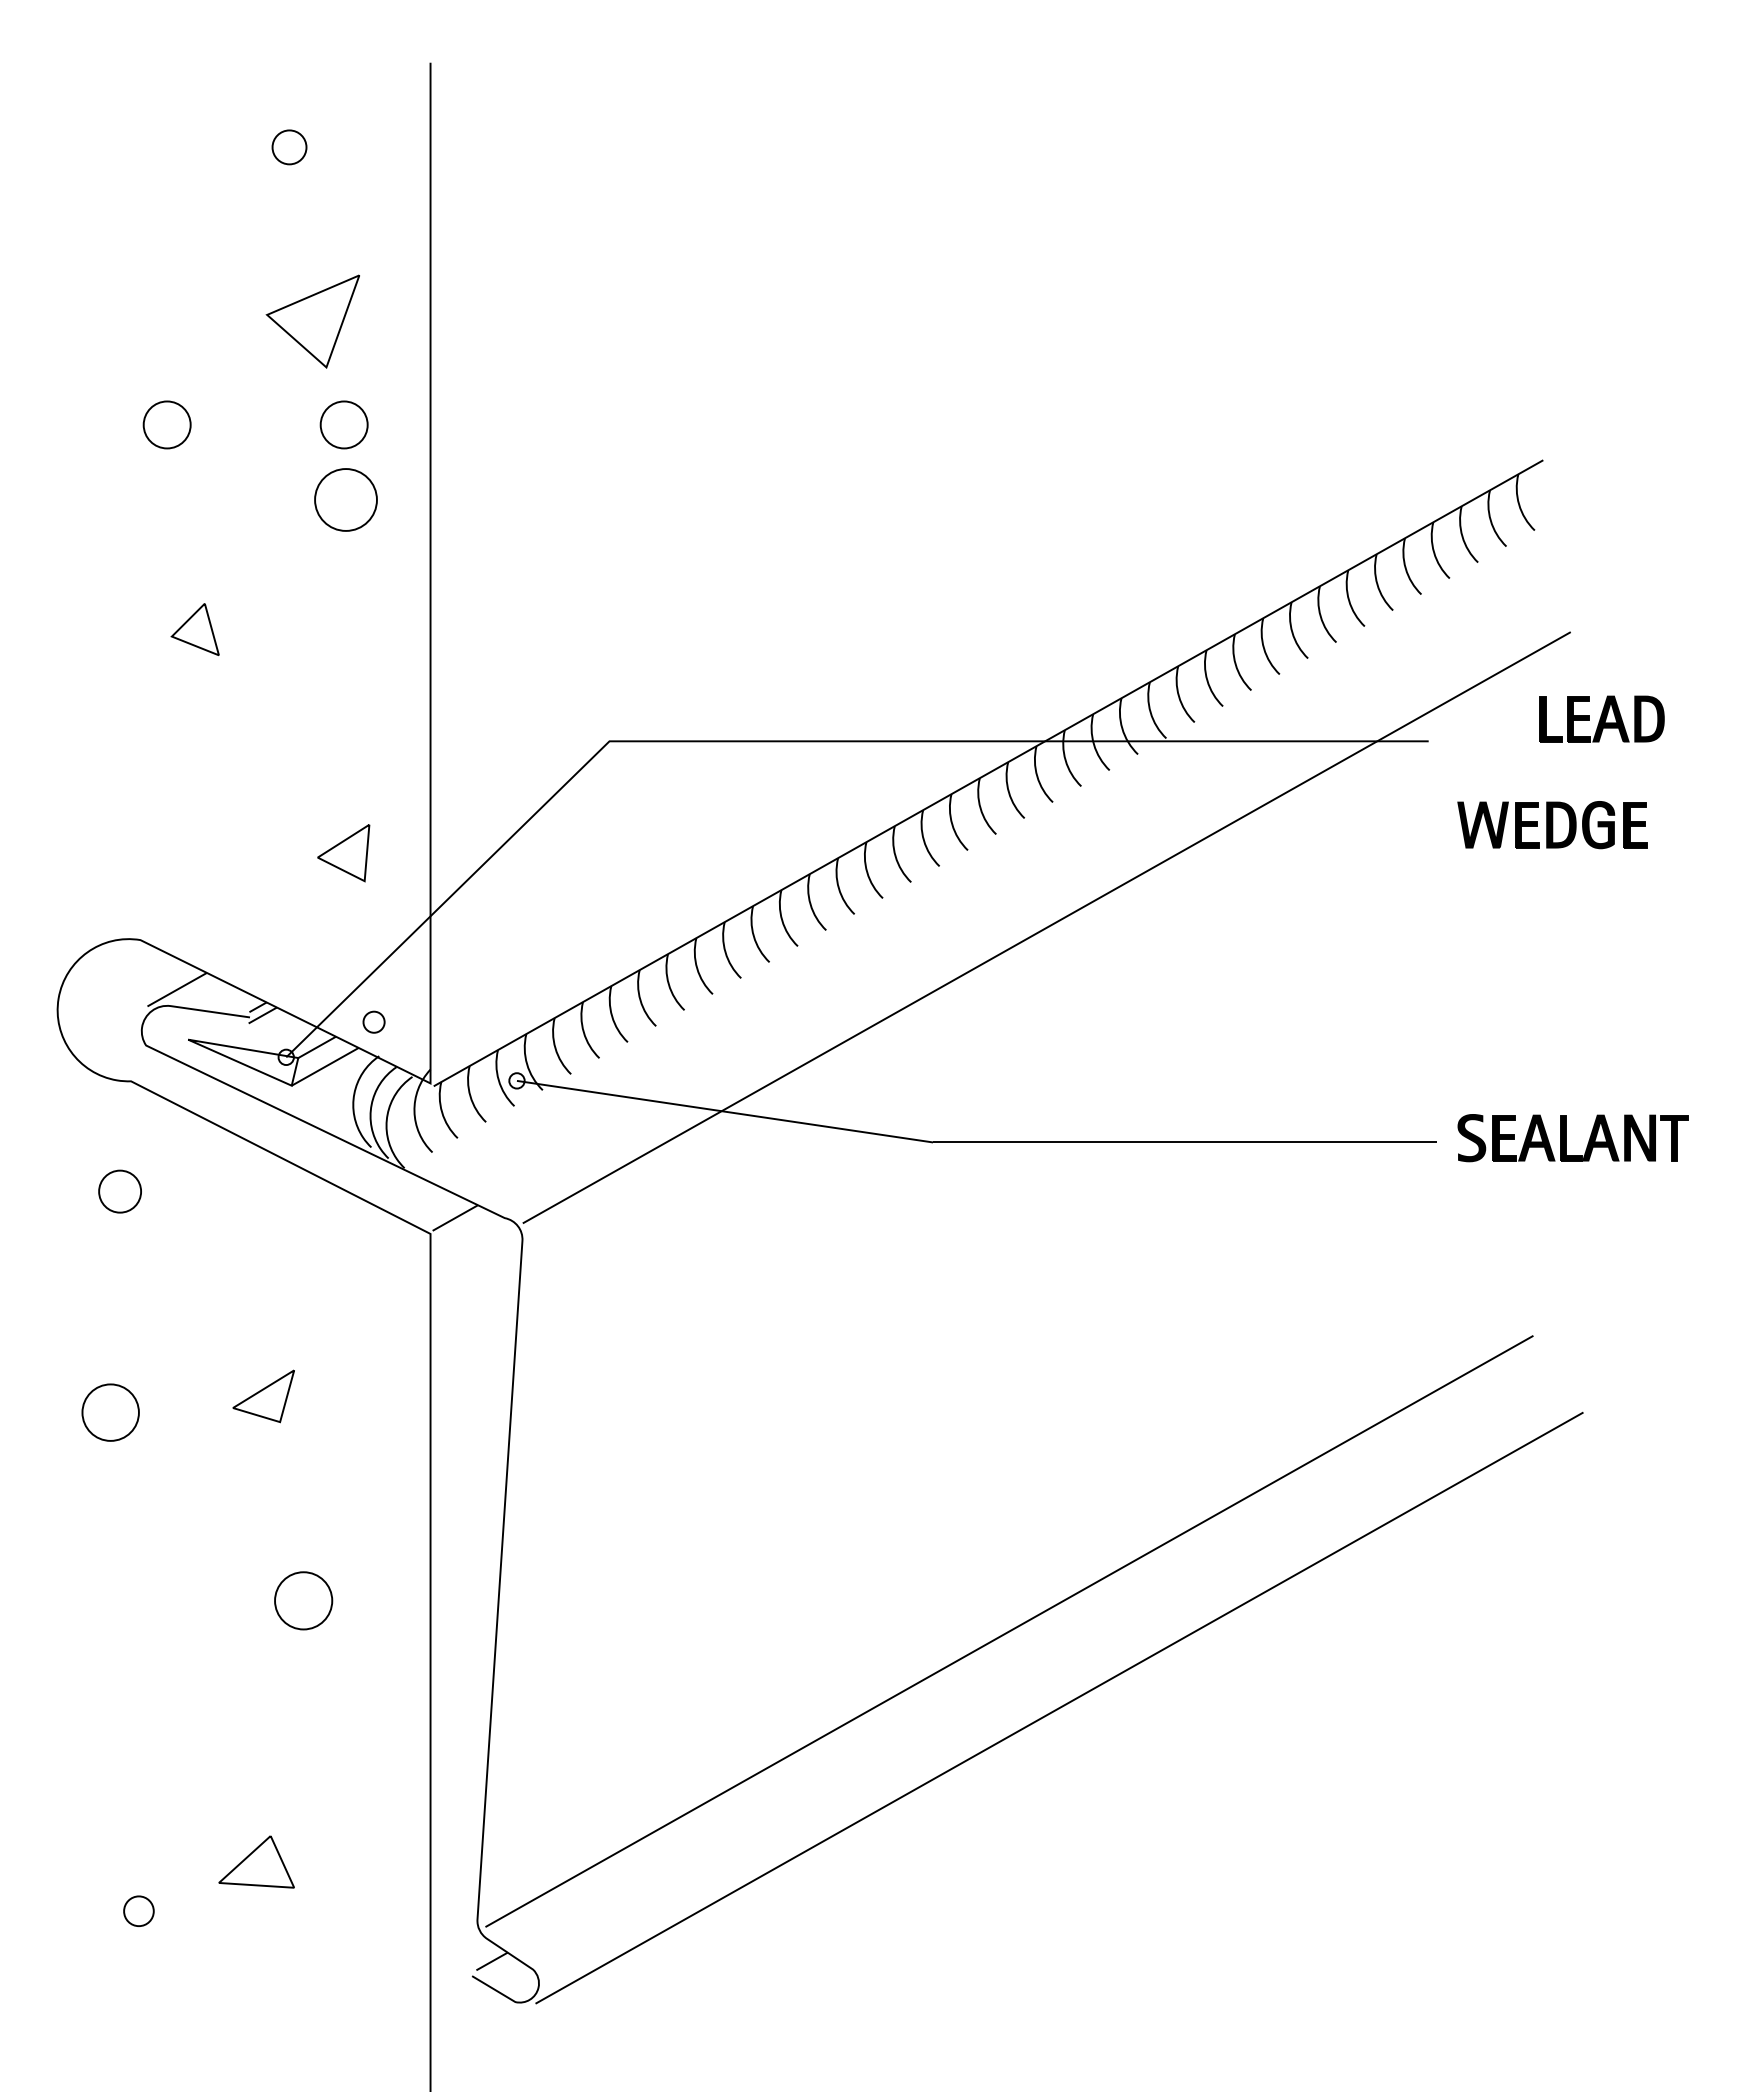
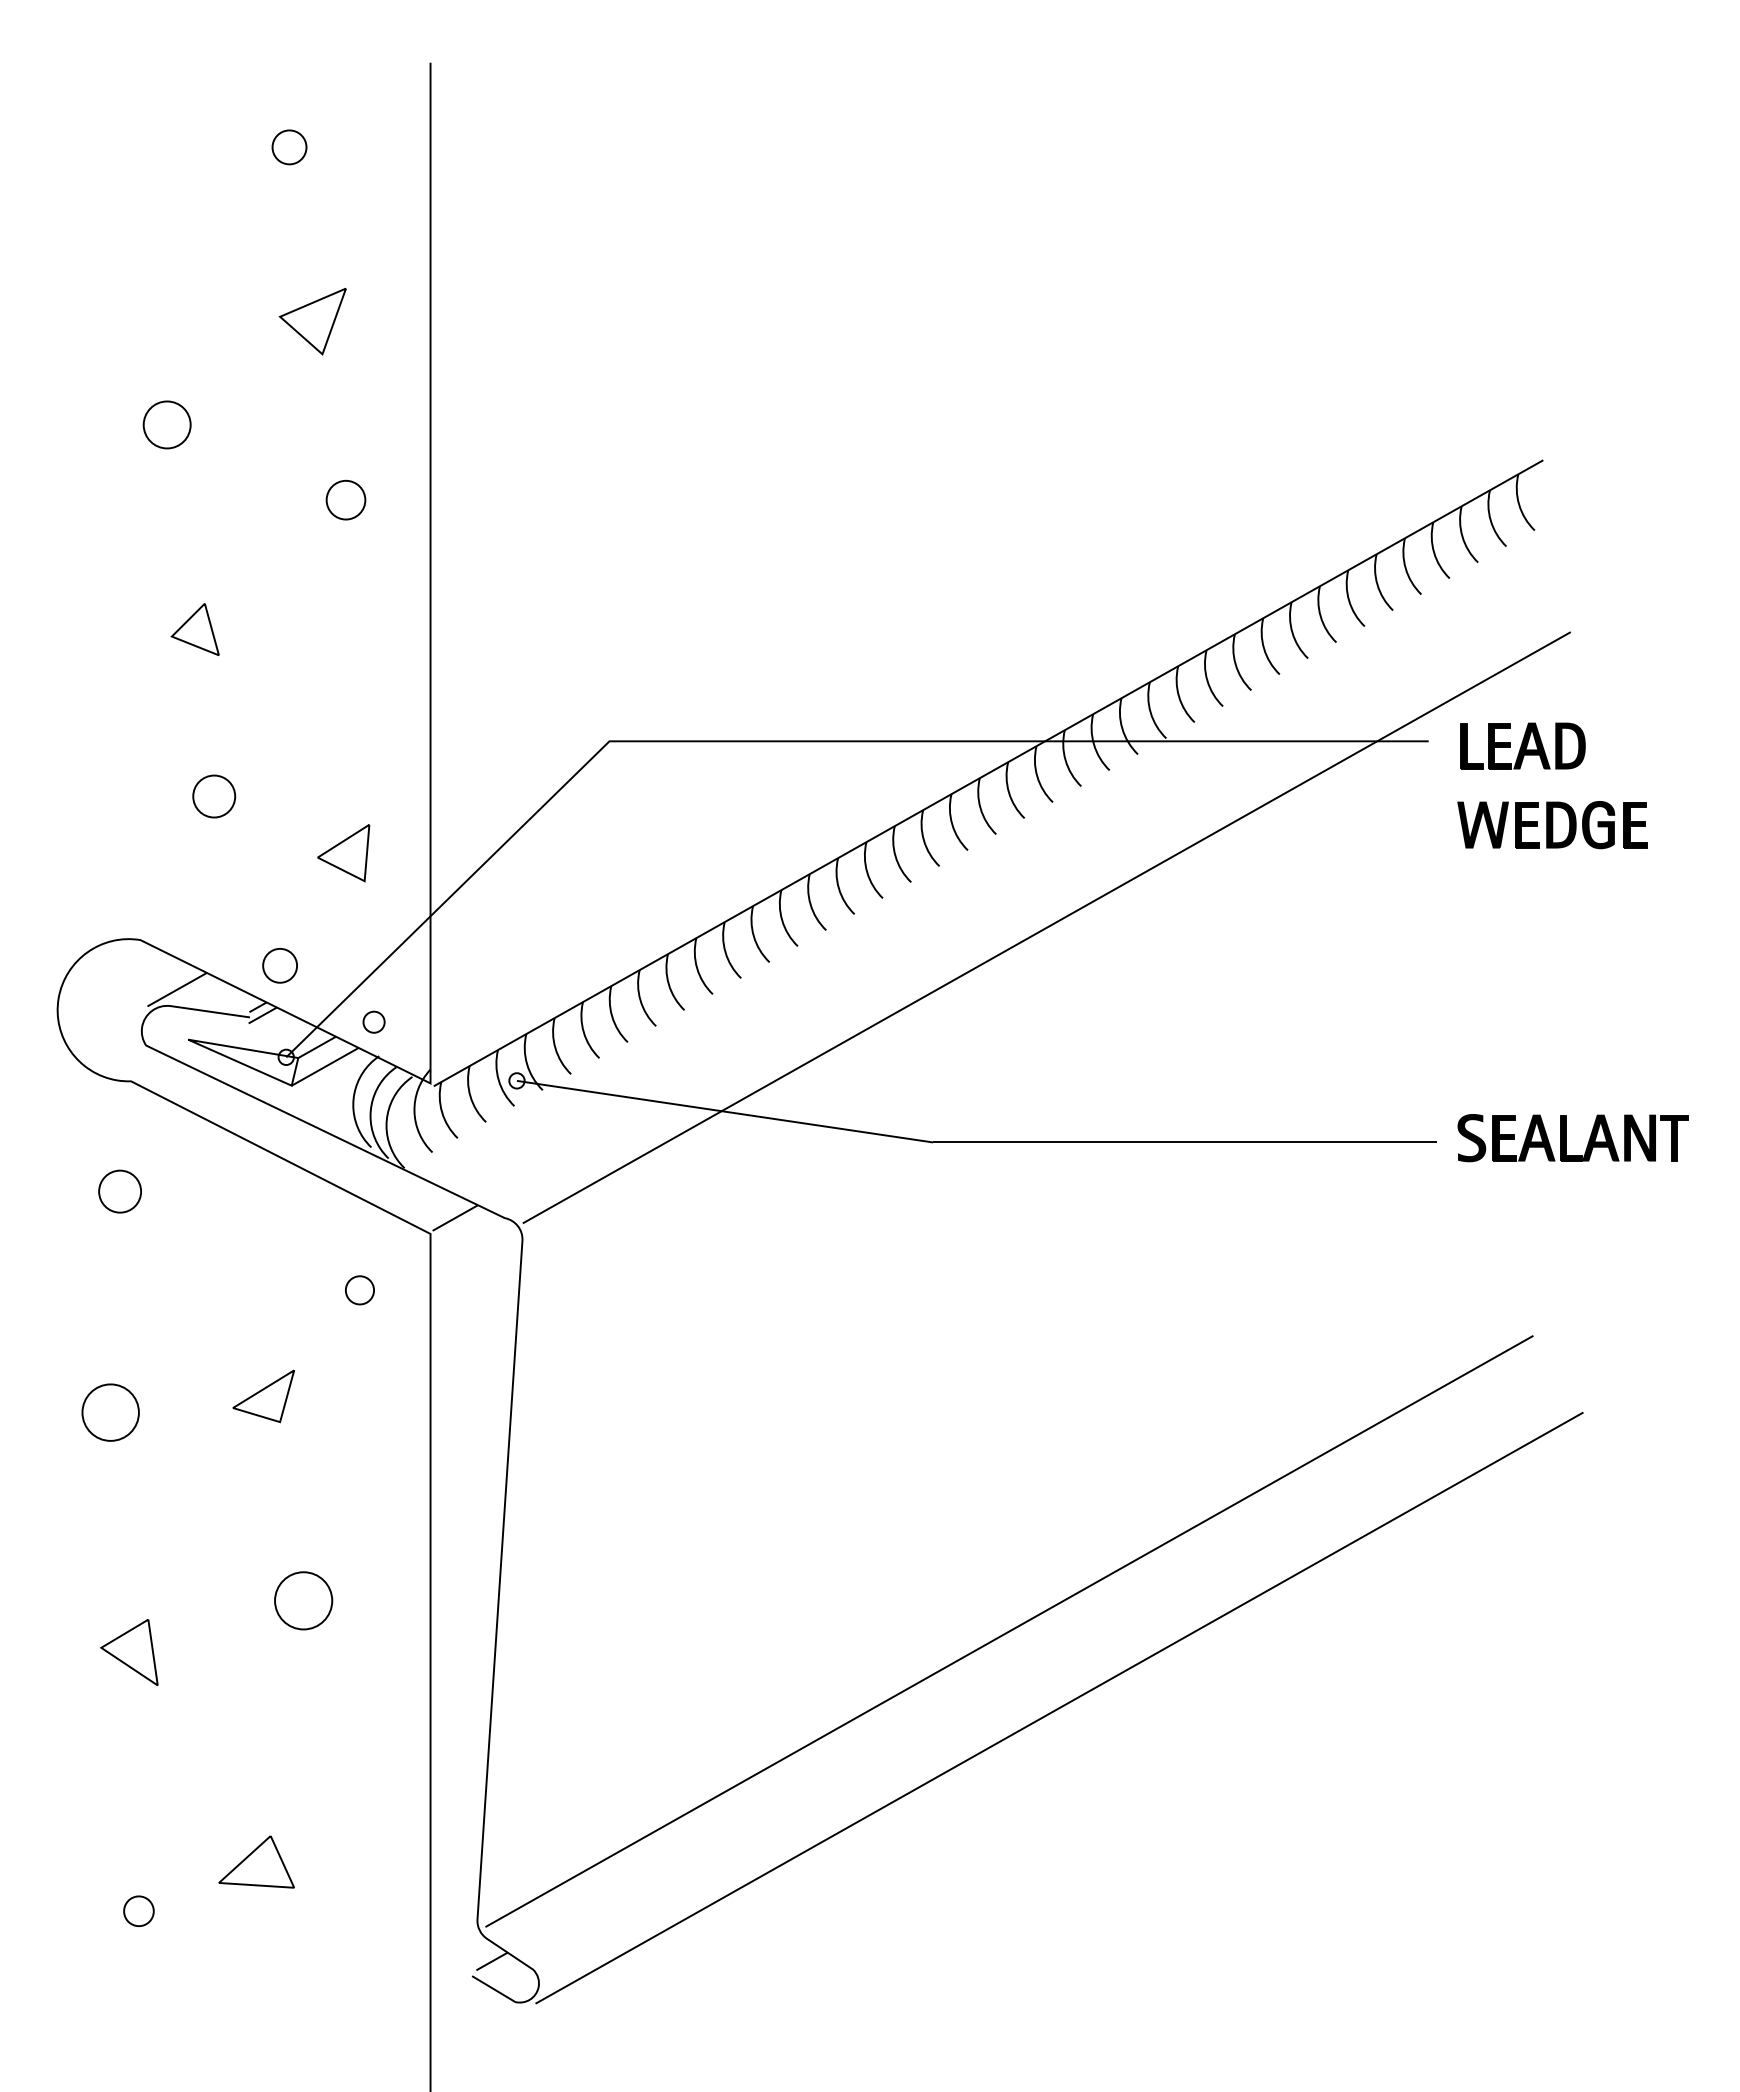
part size: 95x95 px -> 69x69 px (312, 321)
part: present -> none (343, 424)
part size: 64x64 px -> 42x41 px (345, 500)
part position: (1601, 718) -> (1522, 745) (1522, 745)
part: none -> present (214, 796)
part: none -> present (279, 965)
part: none -> present (359, 1290)
part: none -> present (128, 1652)
